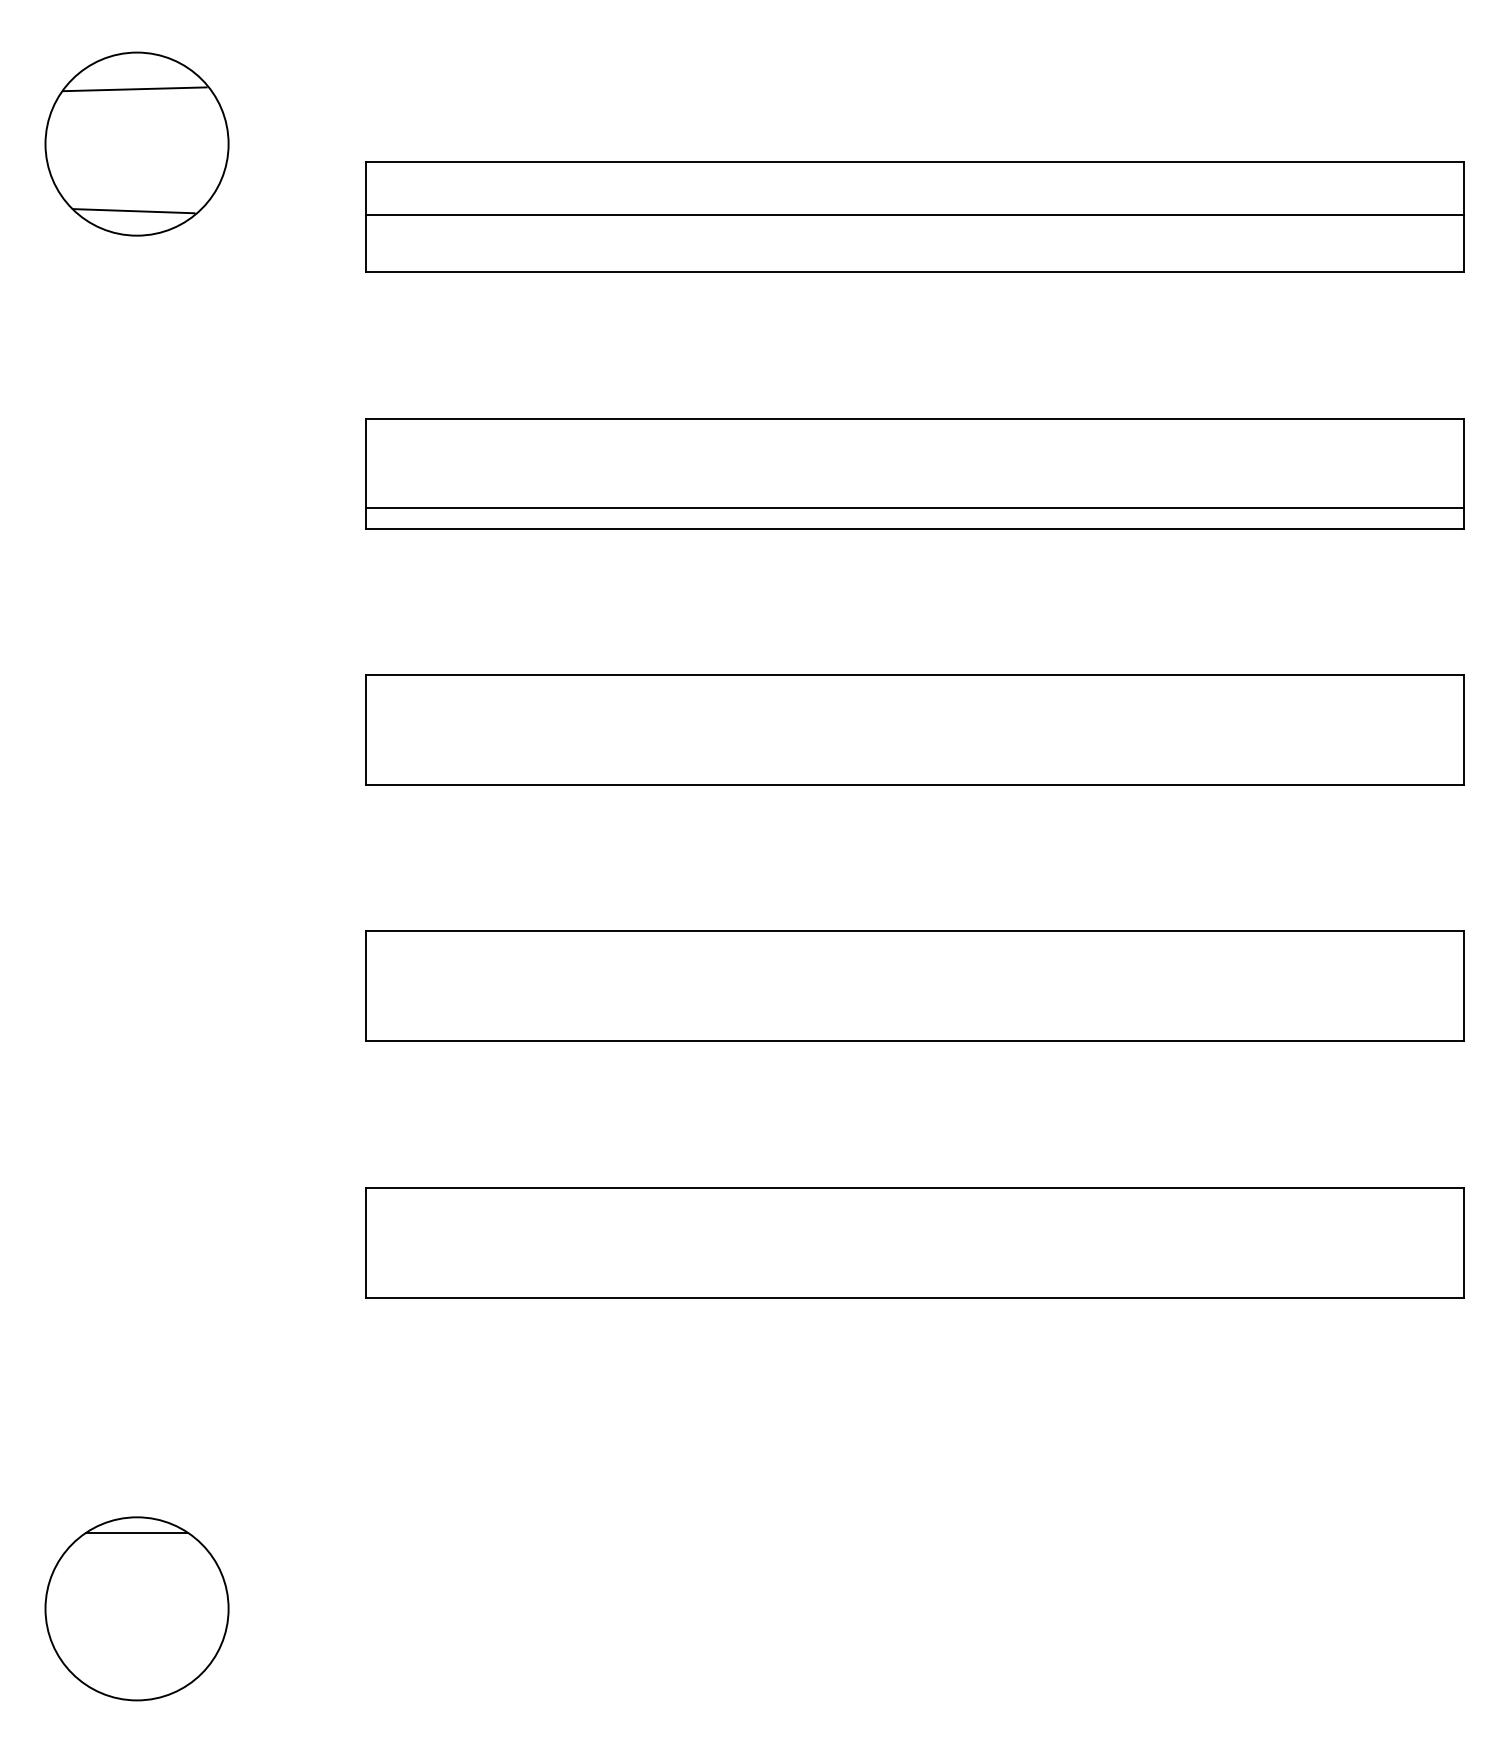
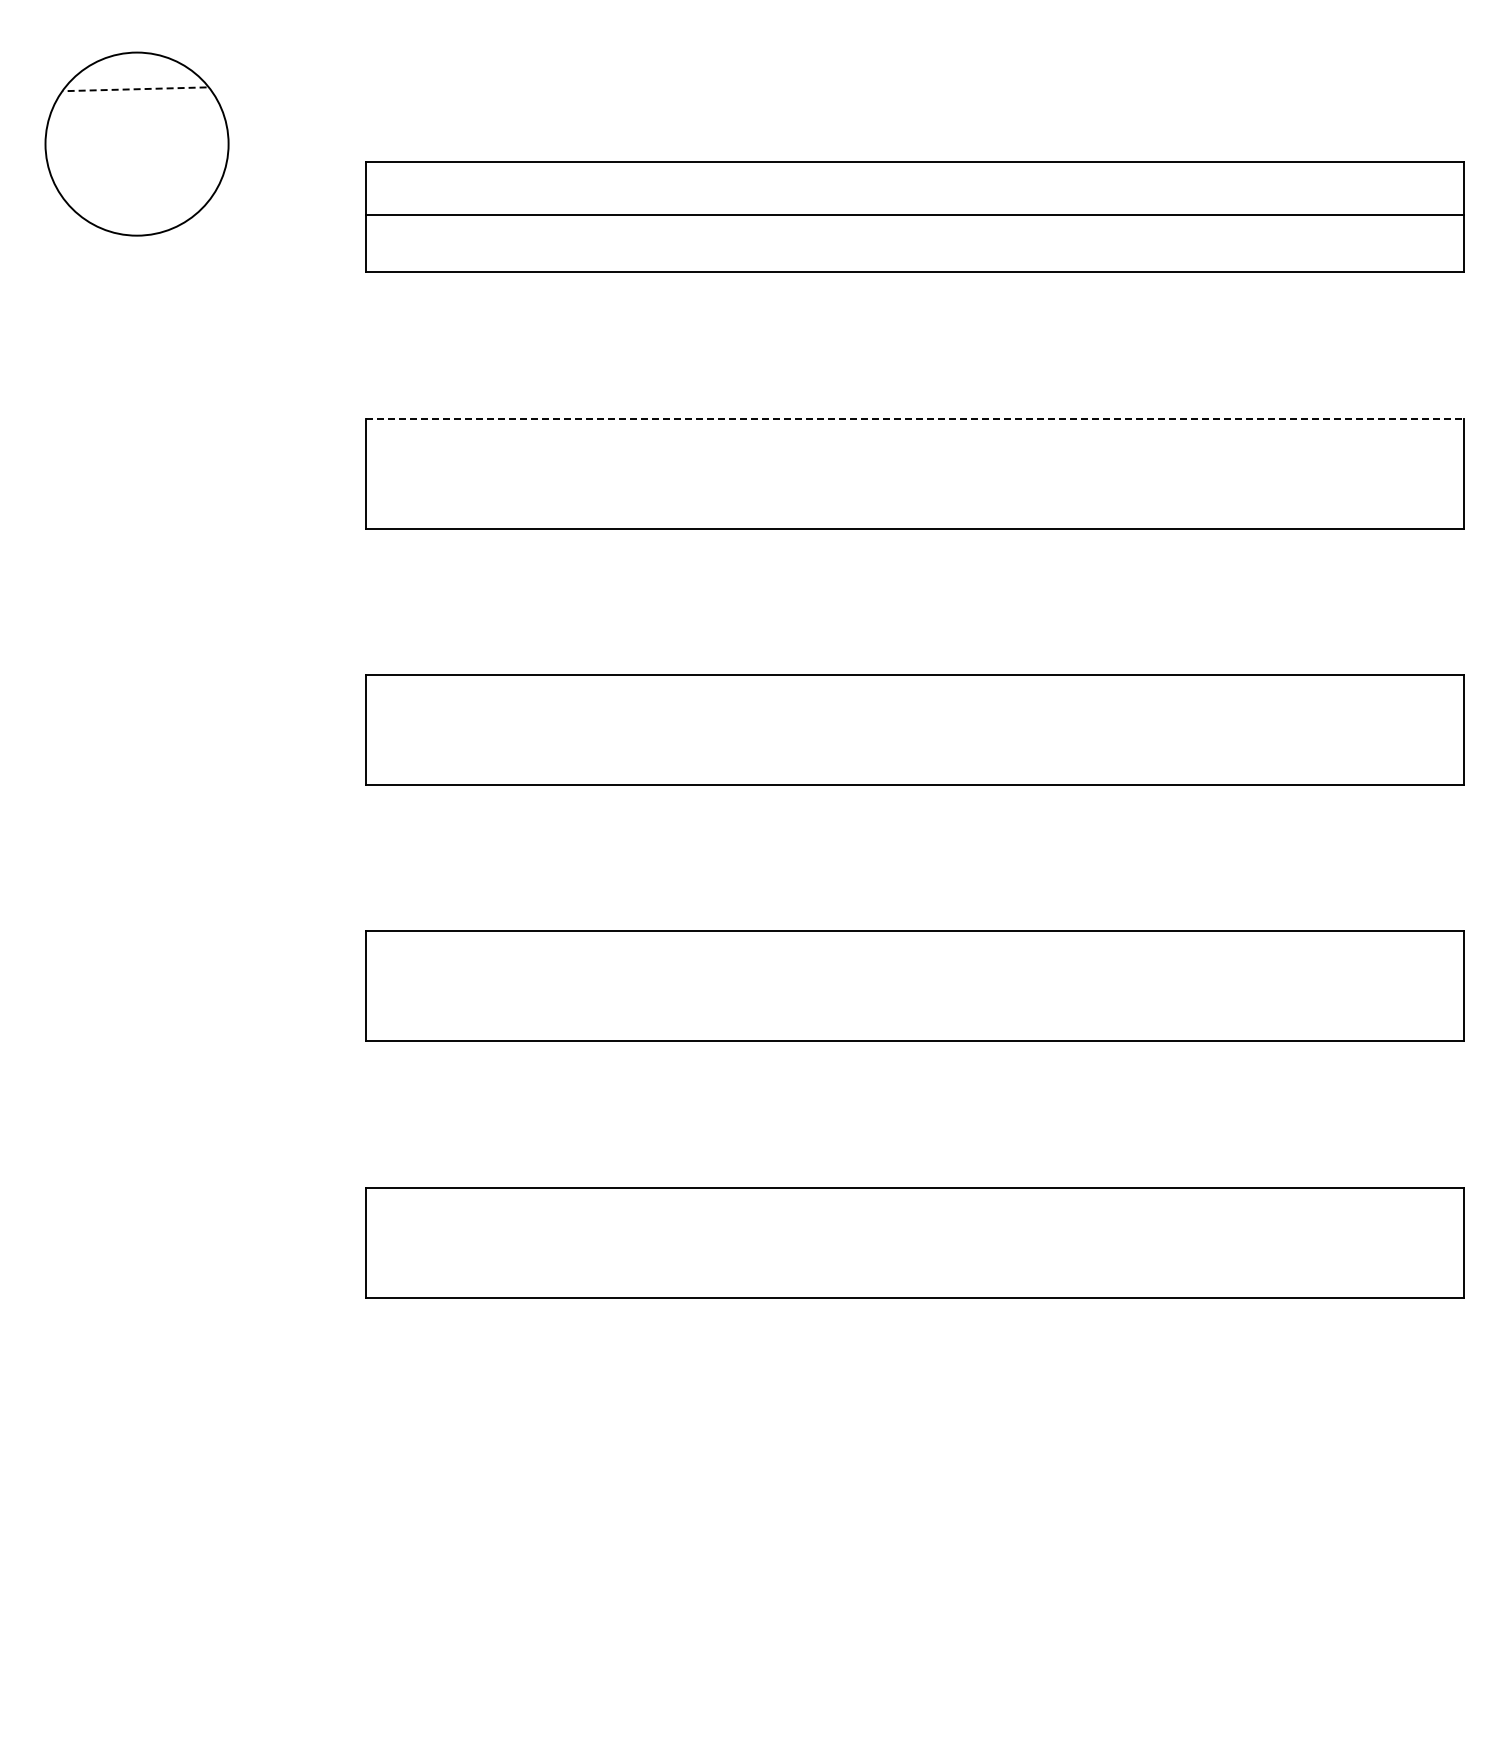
line: solid -> dashed (134, 89)
line: present -> none (133, 211)
line: solid -> dashed (915, 418)
line: present -> none (914, 507)
part: present -> none (136, 1608)
